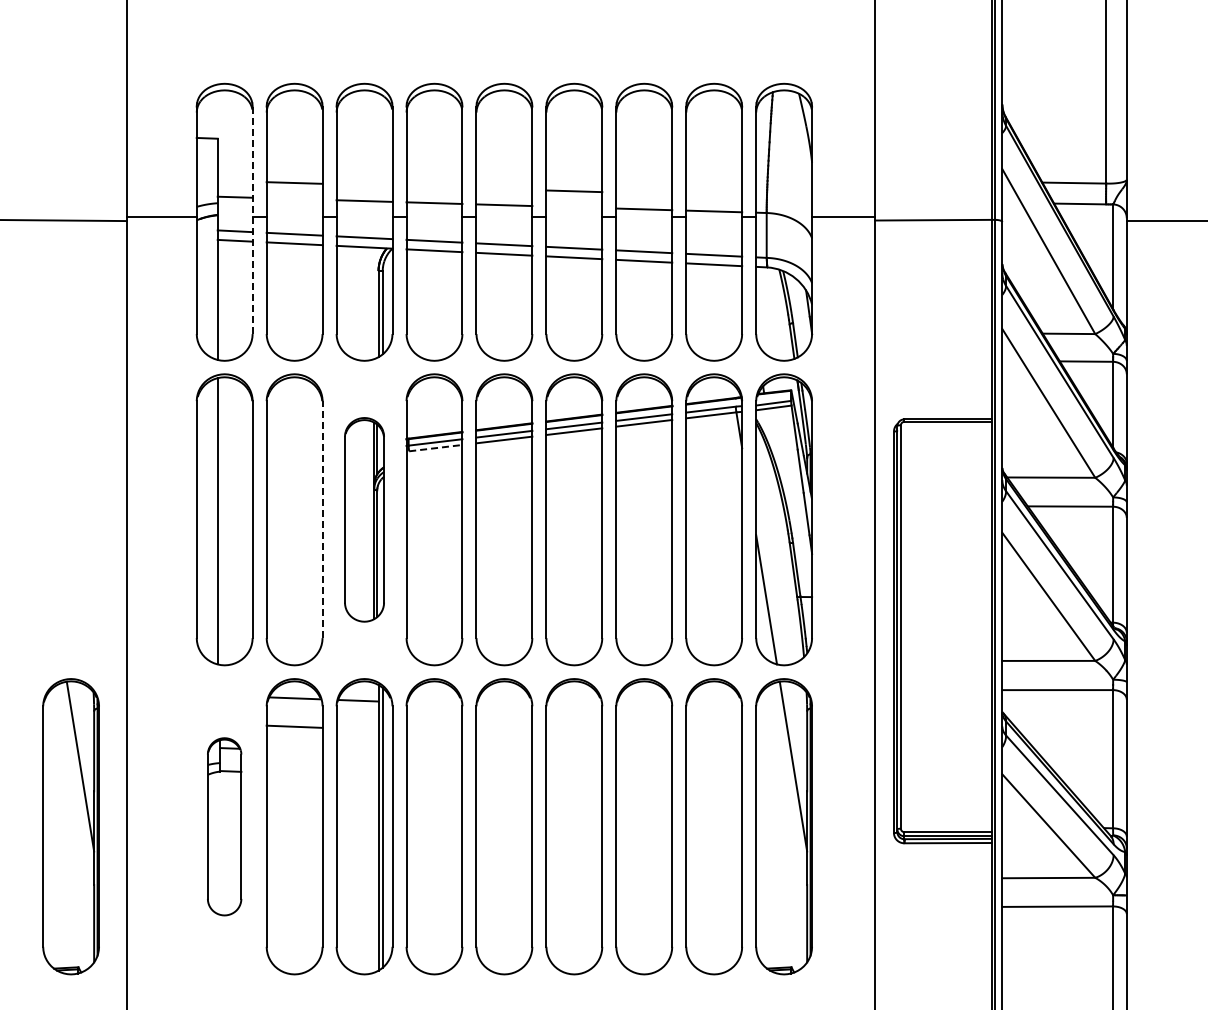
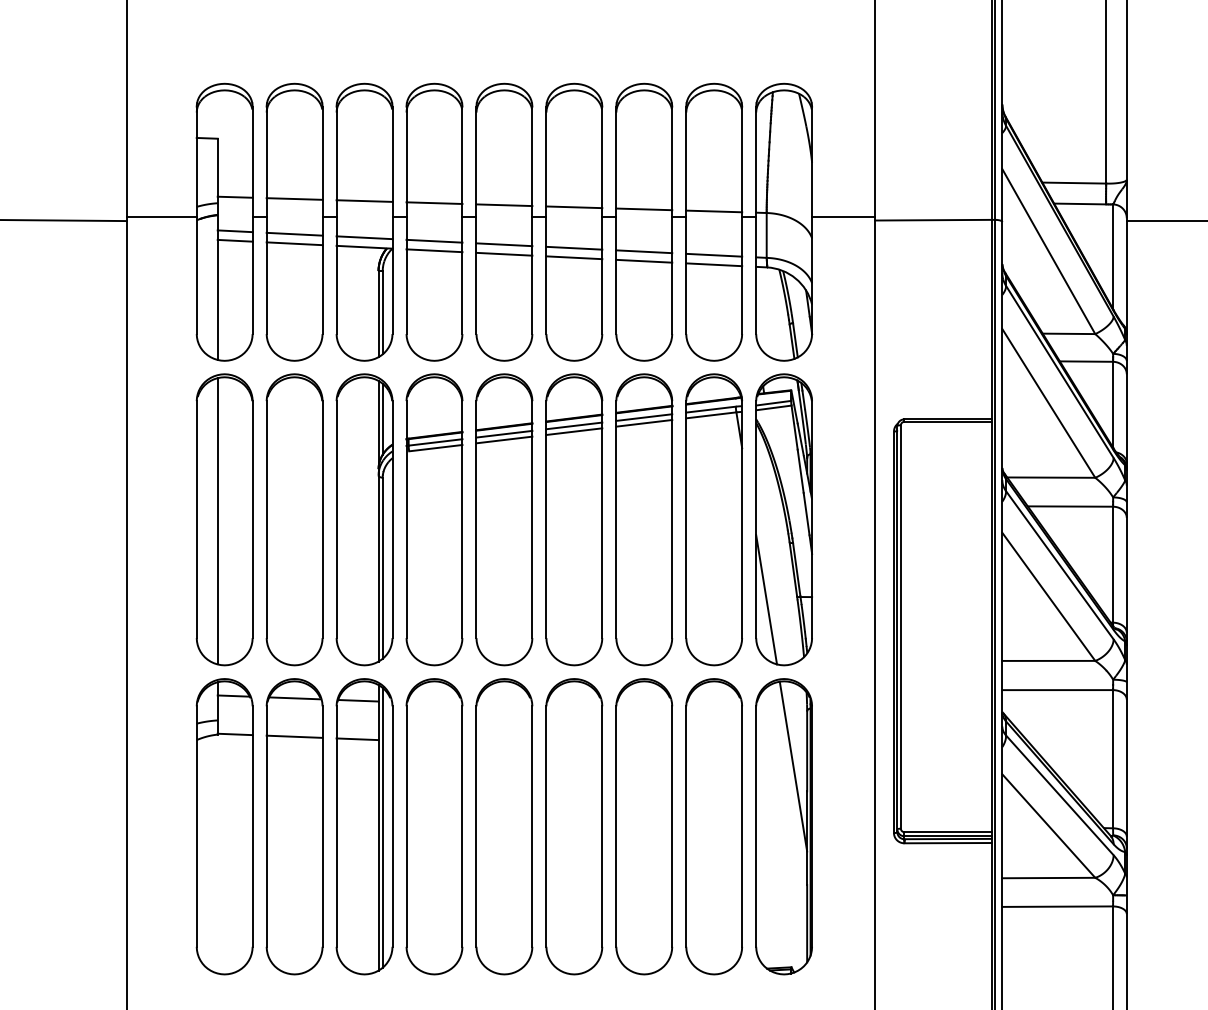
line position: (294, 182) -> (294, 198) (294, 198)
line position: (574, 191) -> (574, 207) (574, 207)
line: dashed -> solid (252, 220)
line: dashed -> solid (435, 448)
line: dashed -> solid (322, 519)
part size: 41x206 px -> 59x294 px (364, 519)
line position: (294, 726) -> (294, 736) (294, 736)
line: none -> present (357, 739)
part: present -> none (70, 826)
part size: 36x180 px -> 59x298 px (224, 826)
